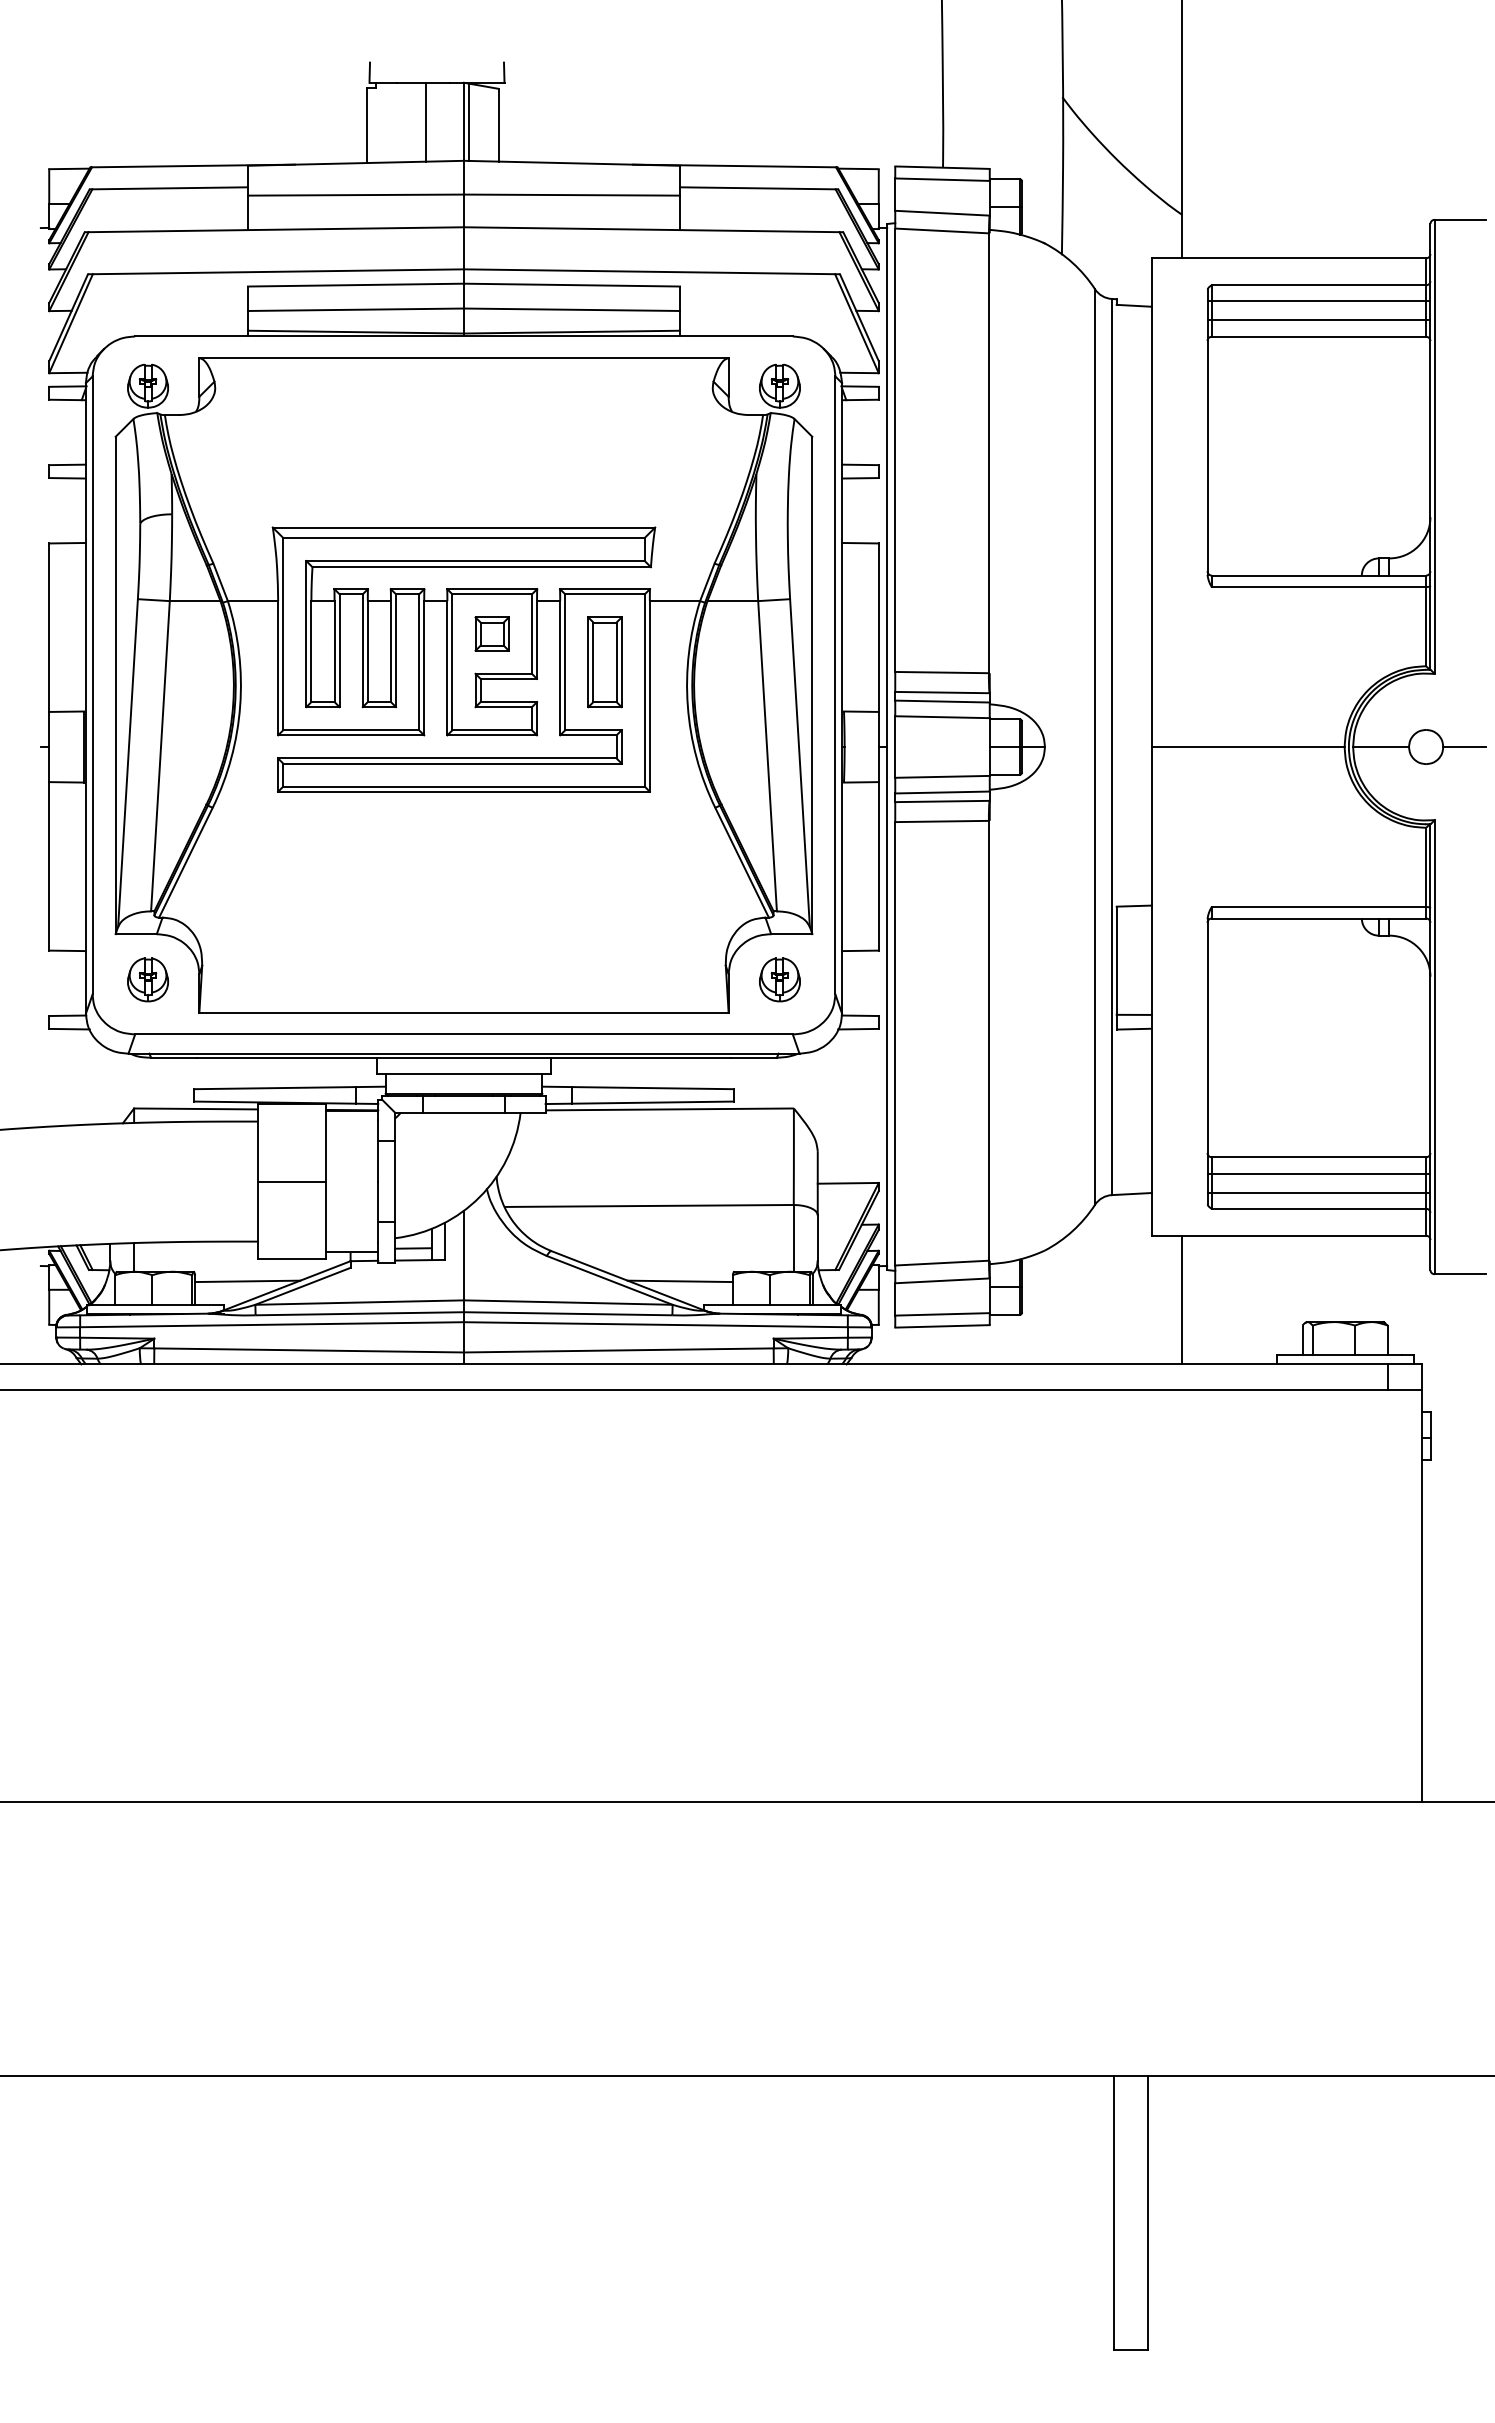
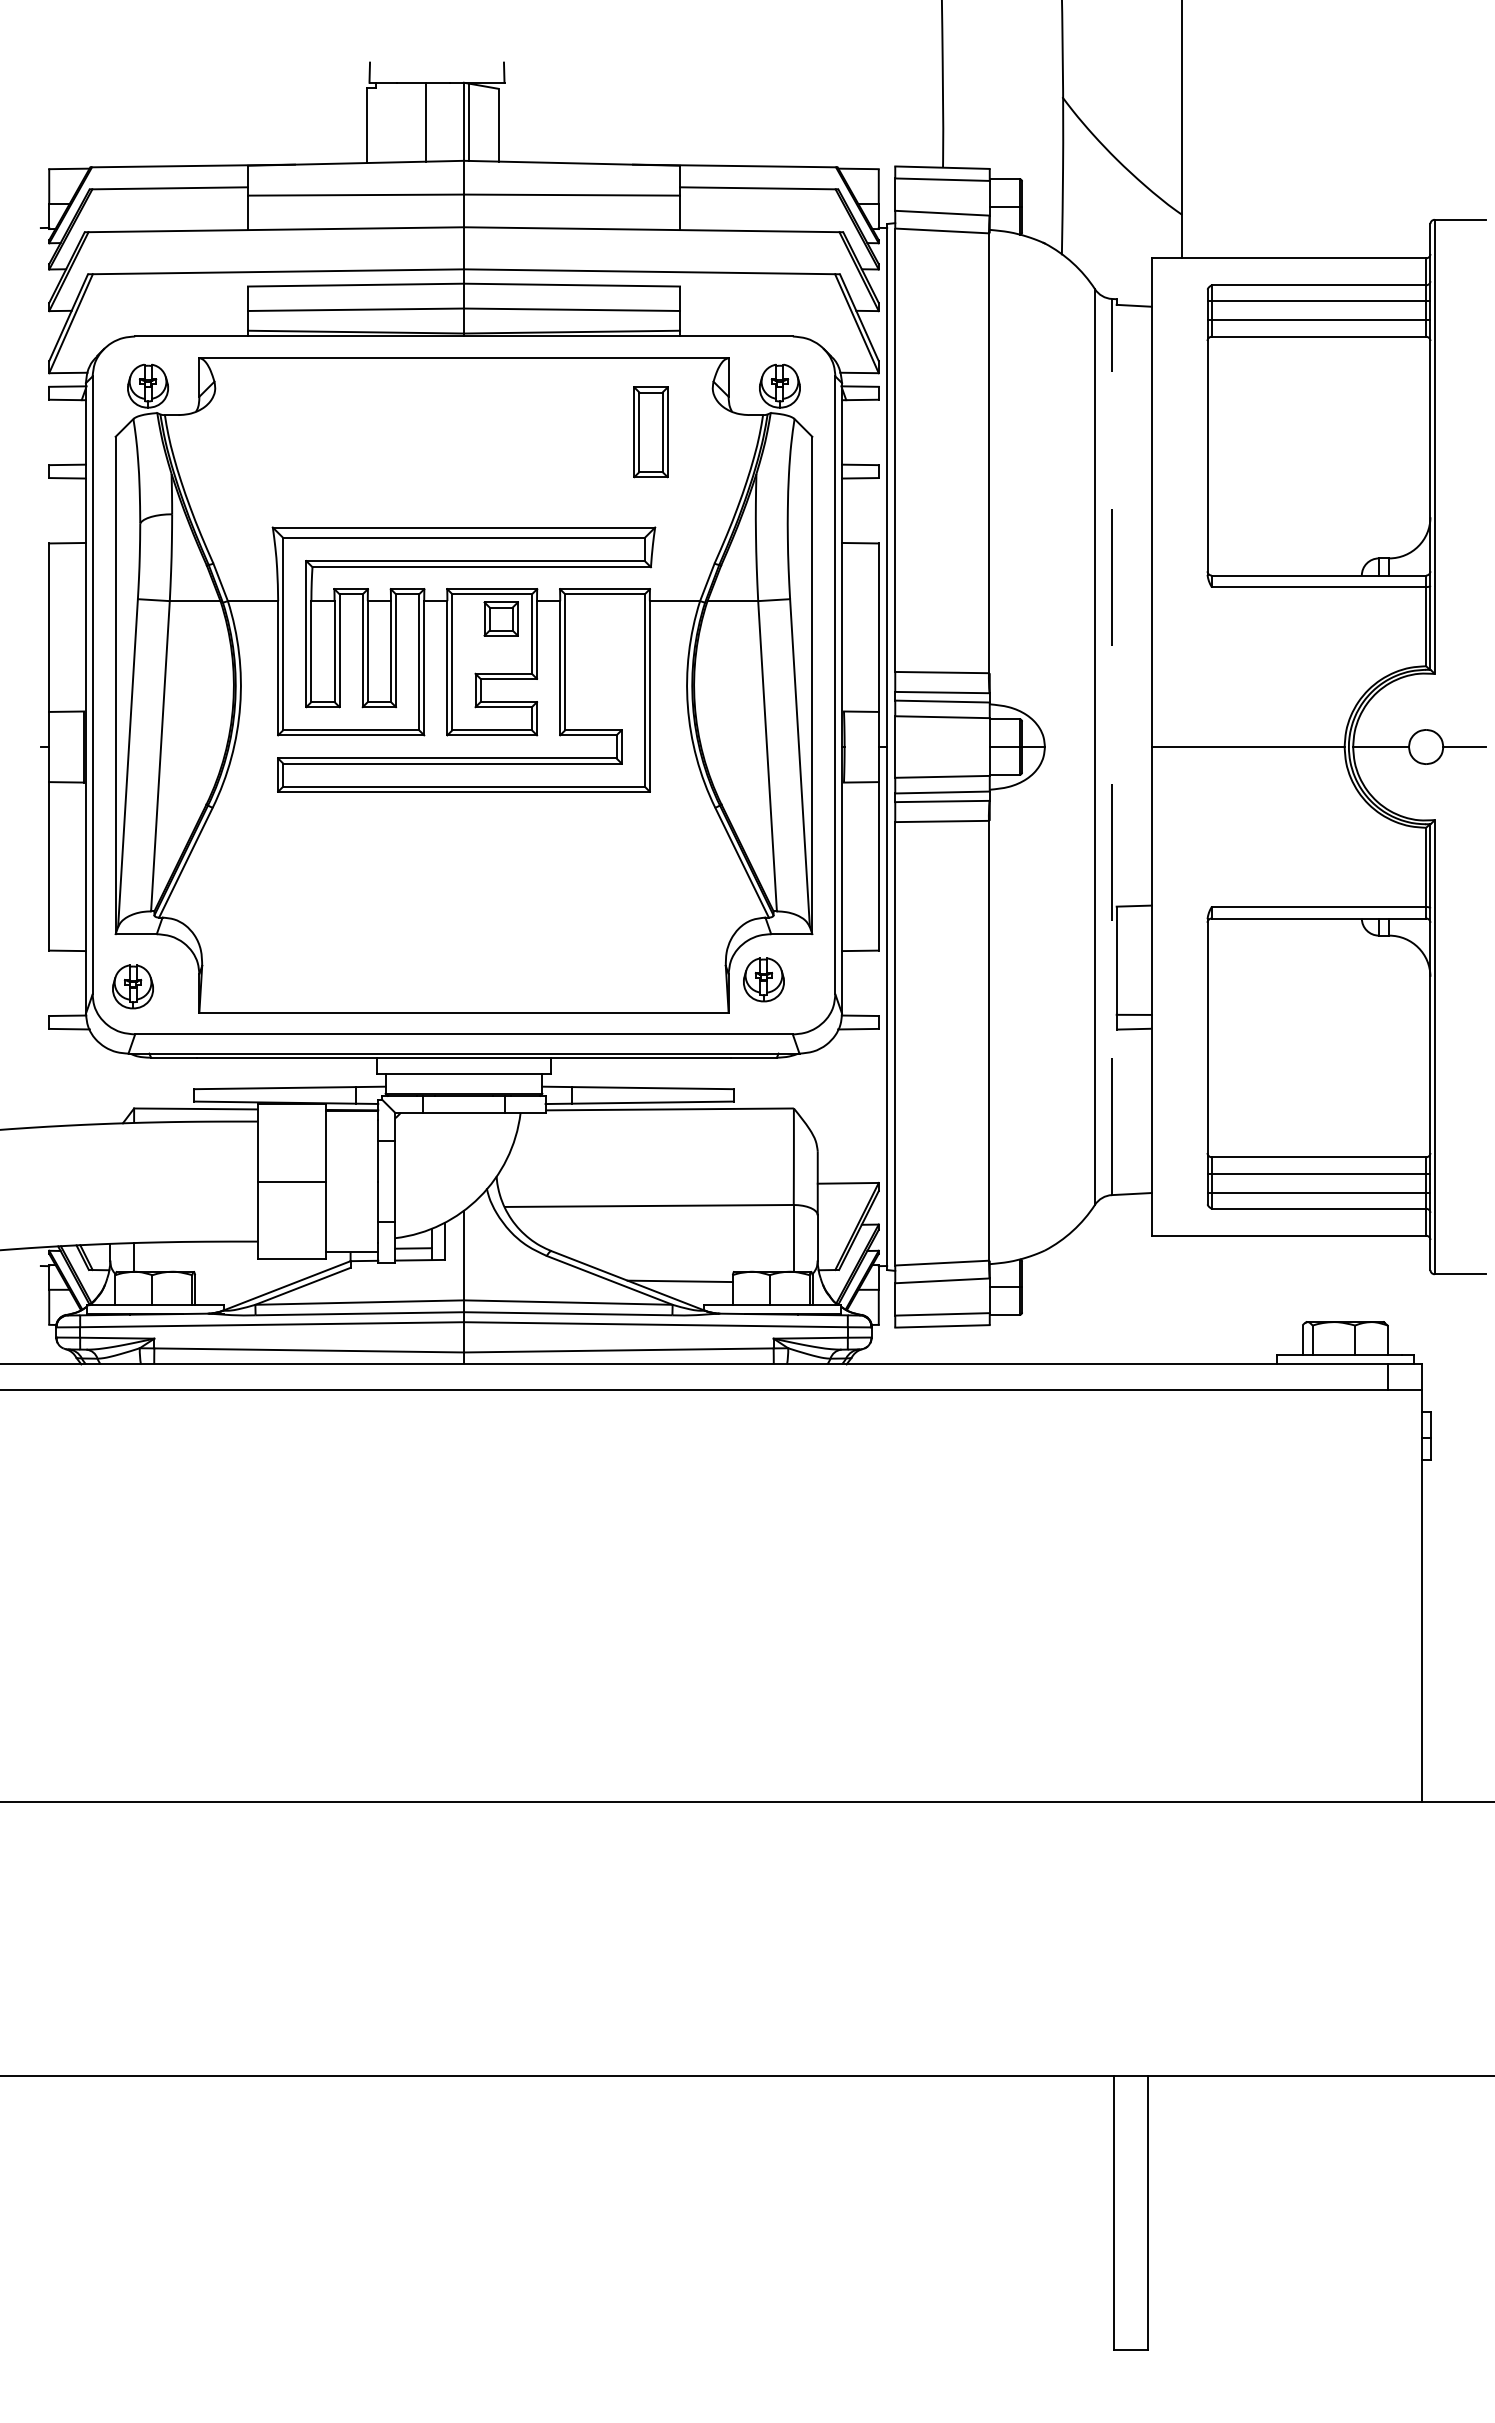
part position: (491, 633) -> (500, 618) (500, 618)
part position: (604, 662) -> (650, 432) (650, 432)
line: solid -> dashed (1111, 746)
part position: (147, 979) -> (132, 986) (132, 986)
part position: (779, 979) -> (763, 979) (763, 979)
line: present -> none (247, 1281)
line: present -> none (1182, 1299)
